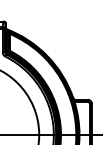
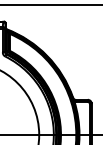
line: none -> present (50, 5)
